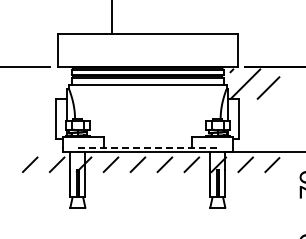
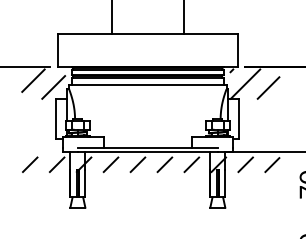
line: none -> present (183, 17)
hatch: none -> present (43, 83)
line: dashed -> solid (147, 147)
